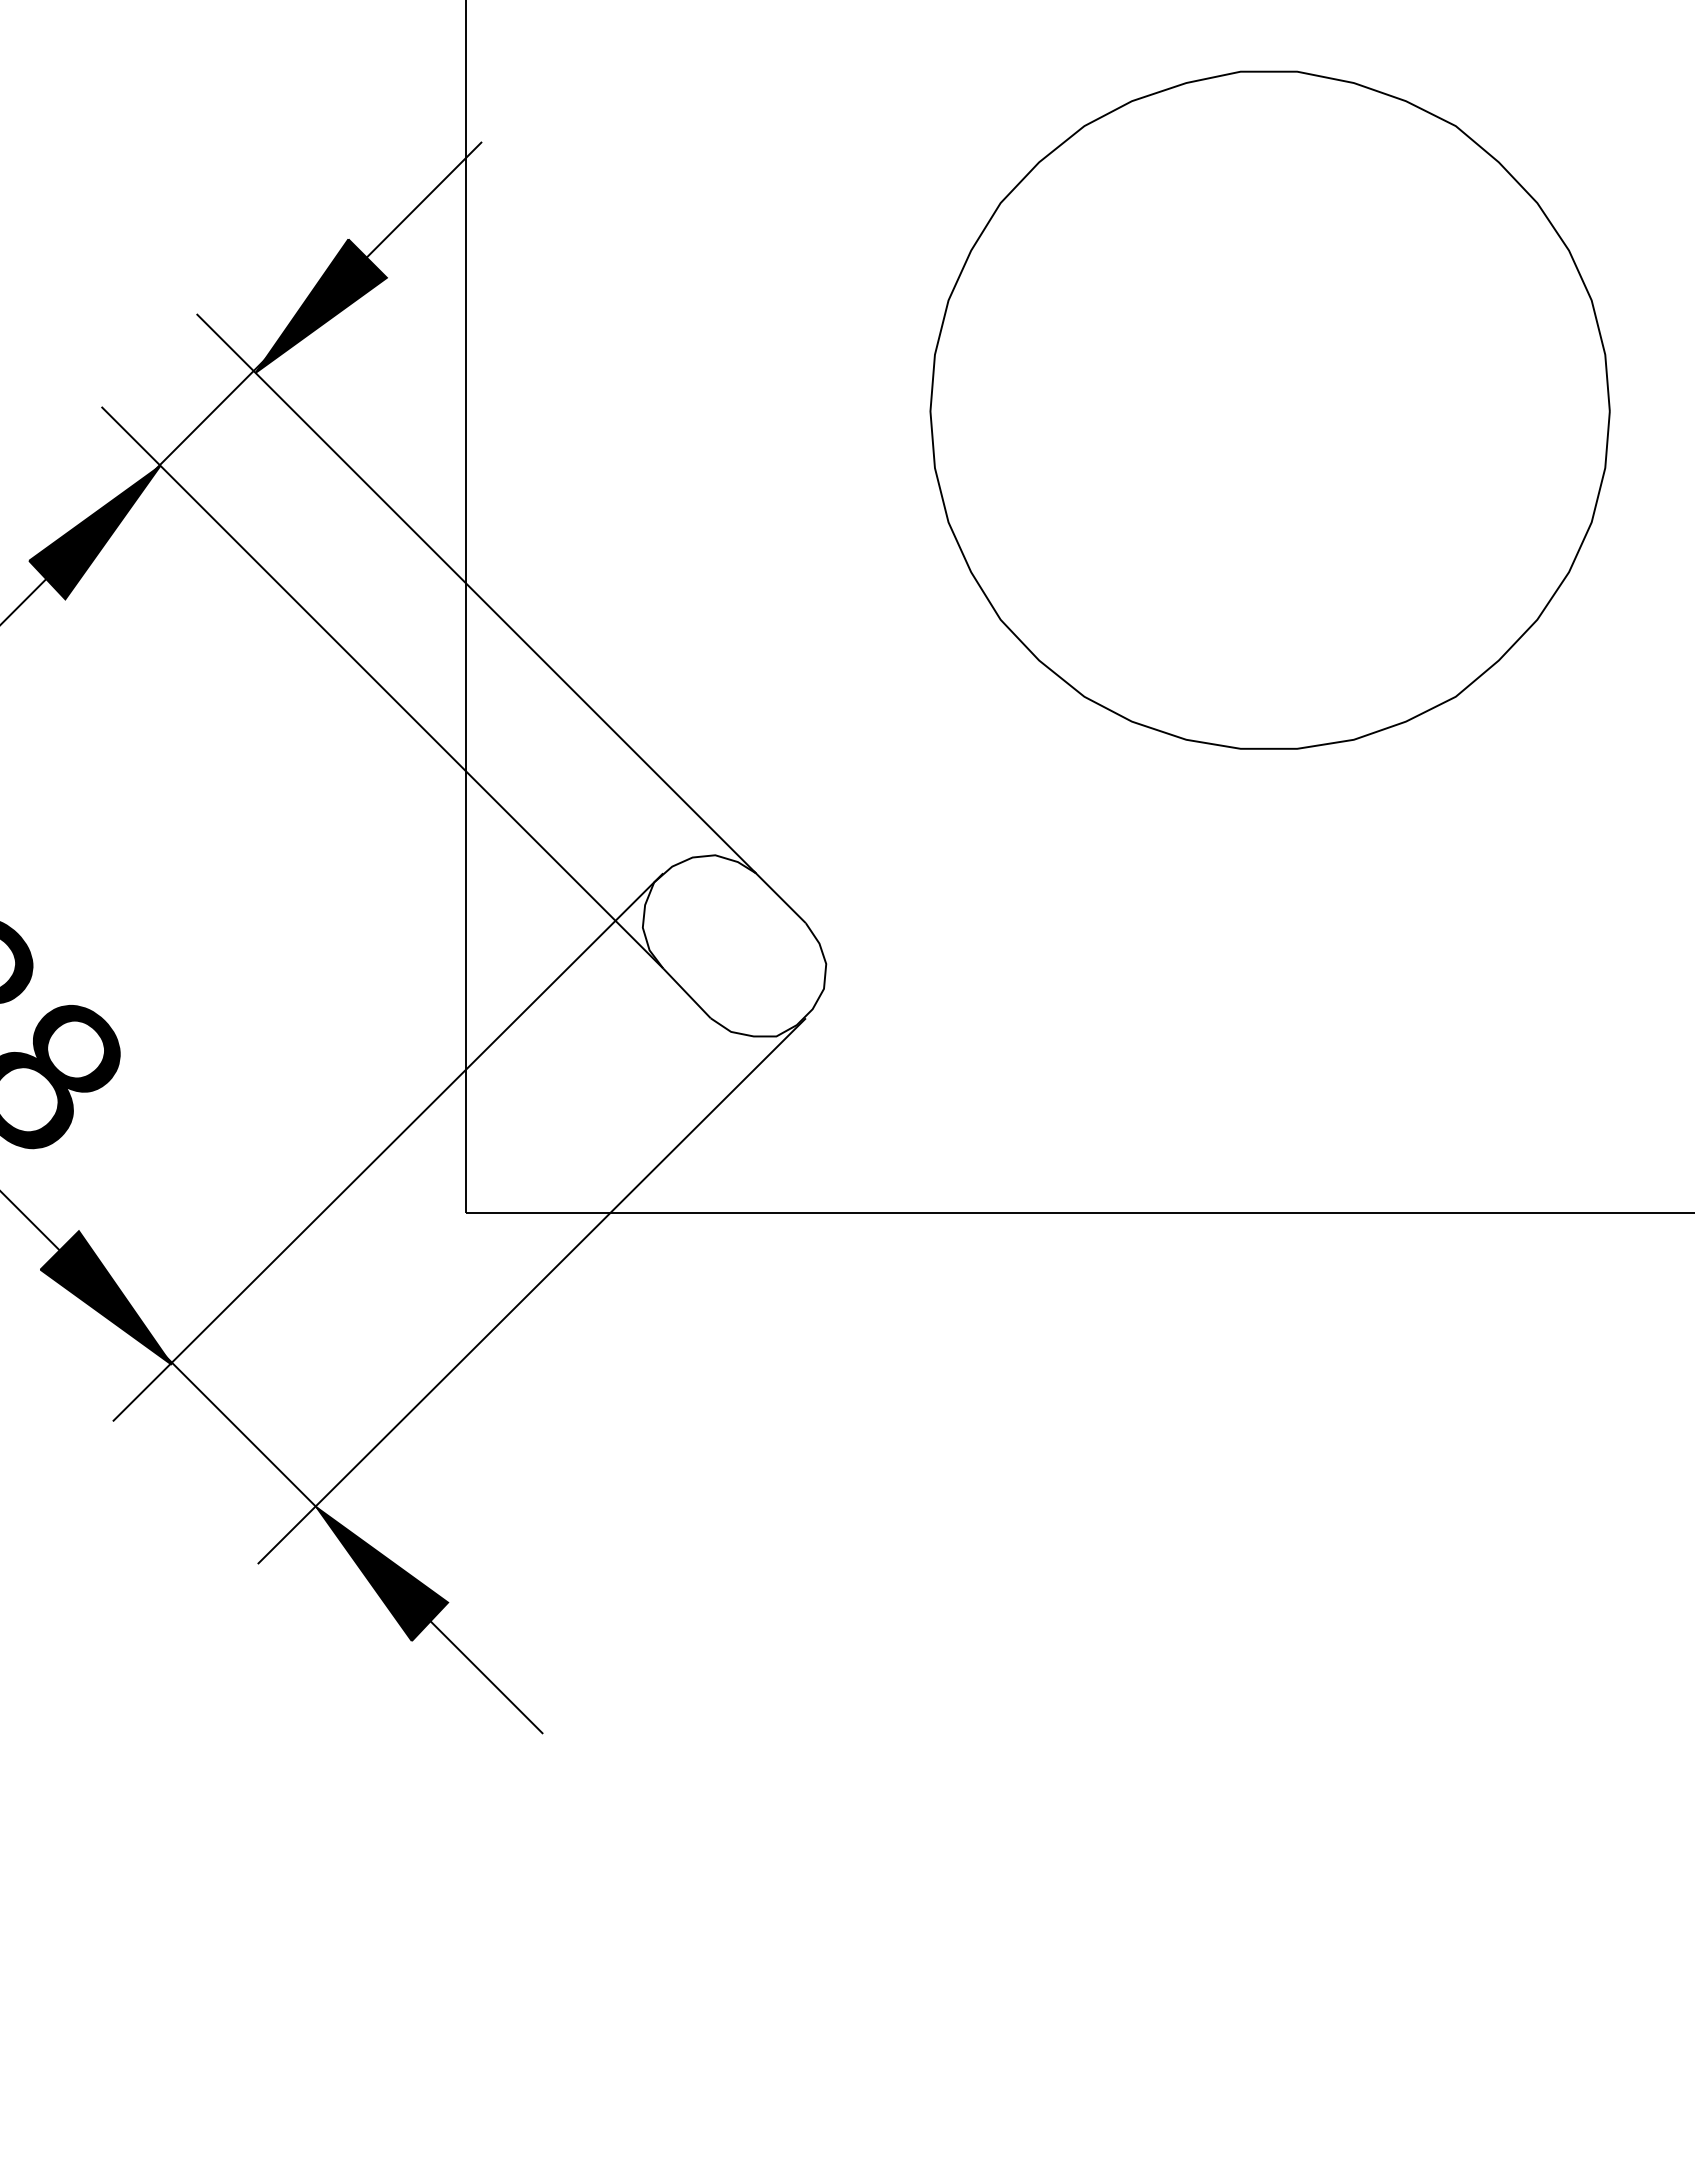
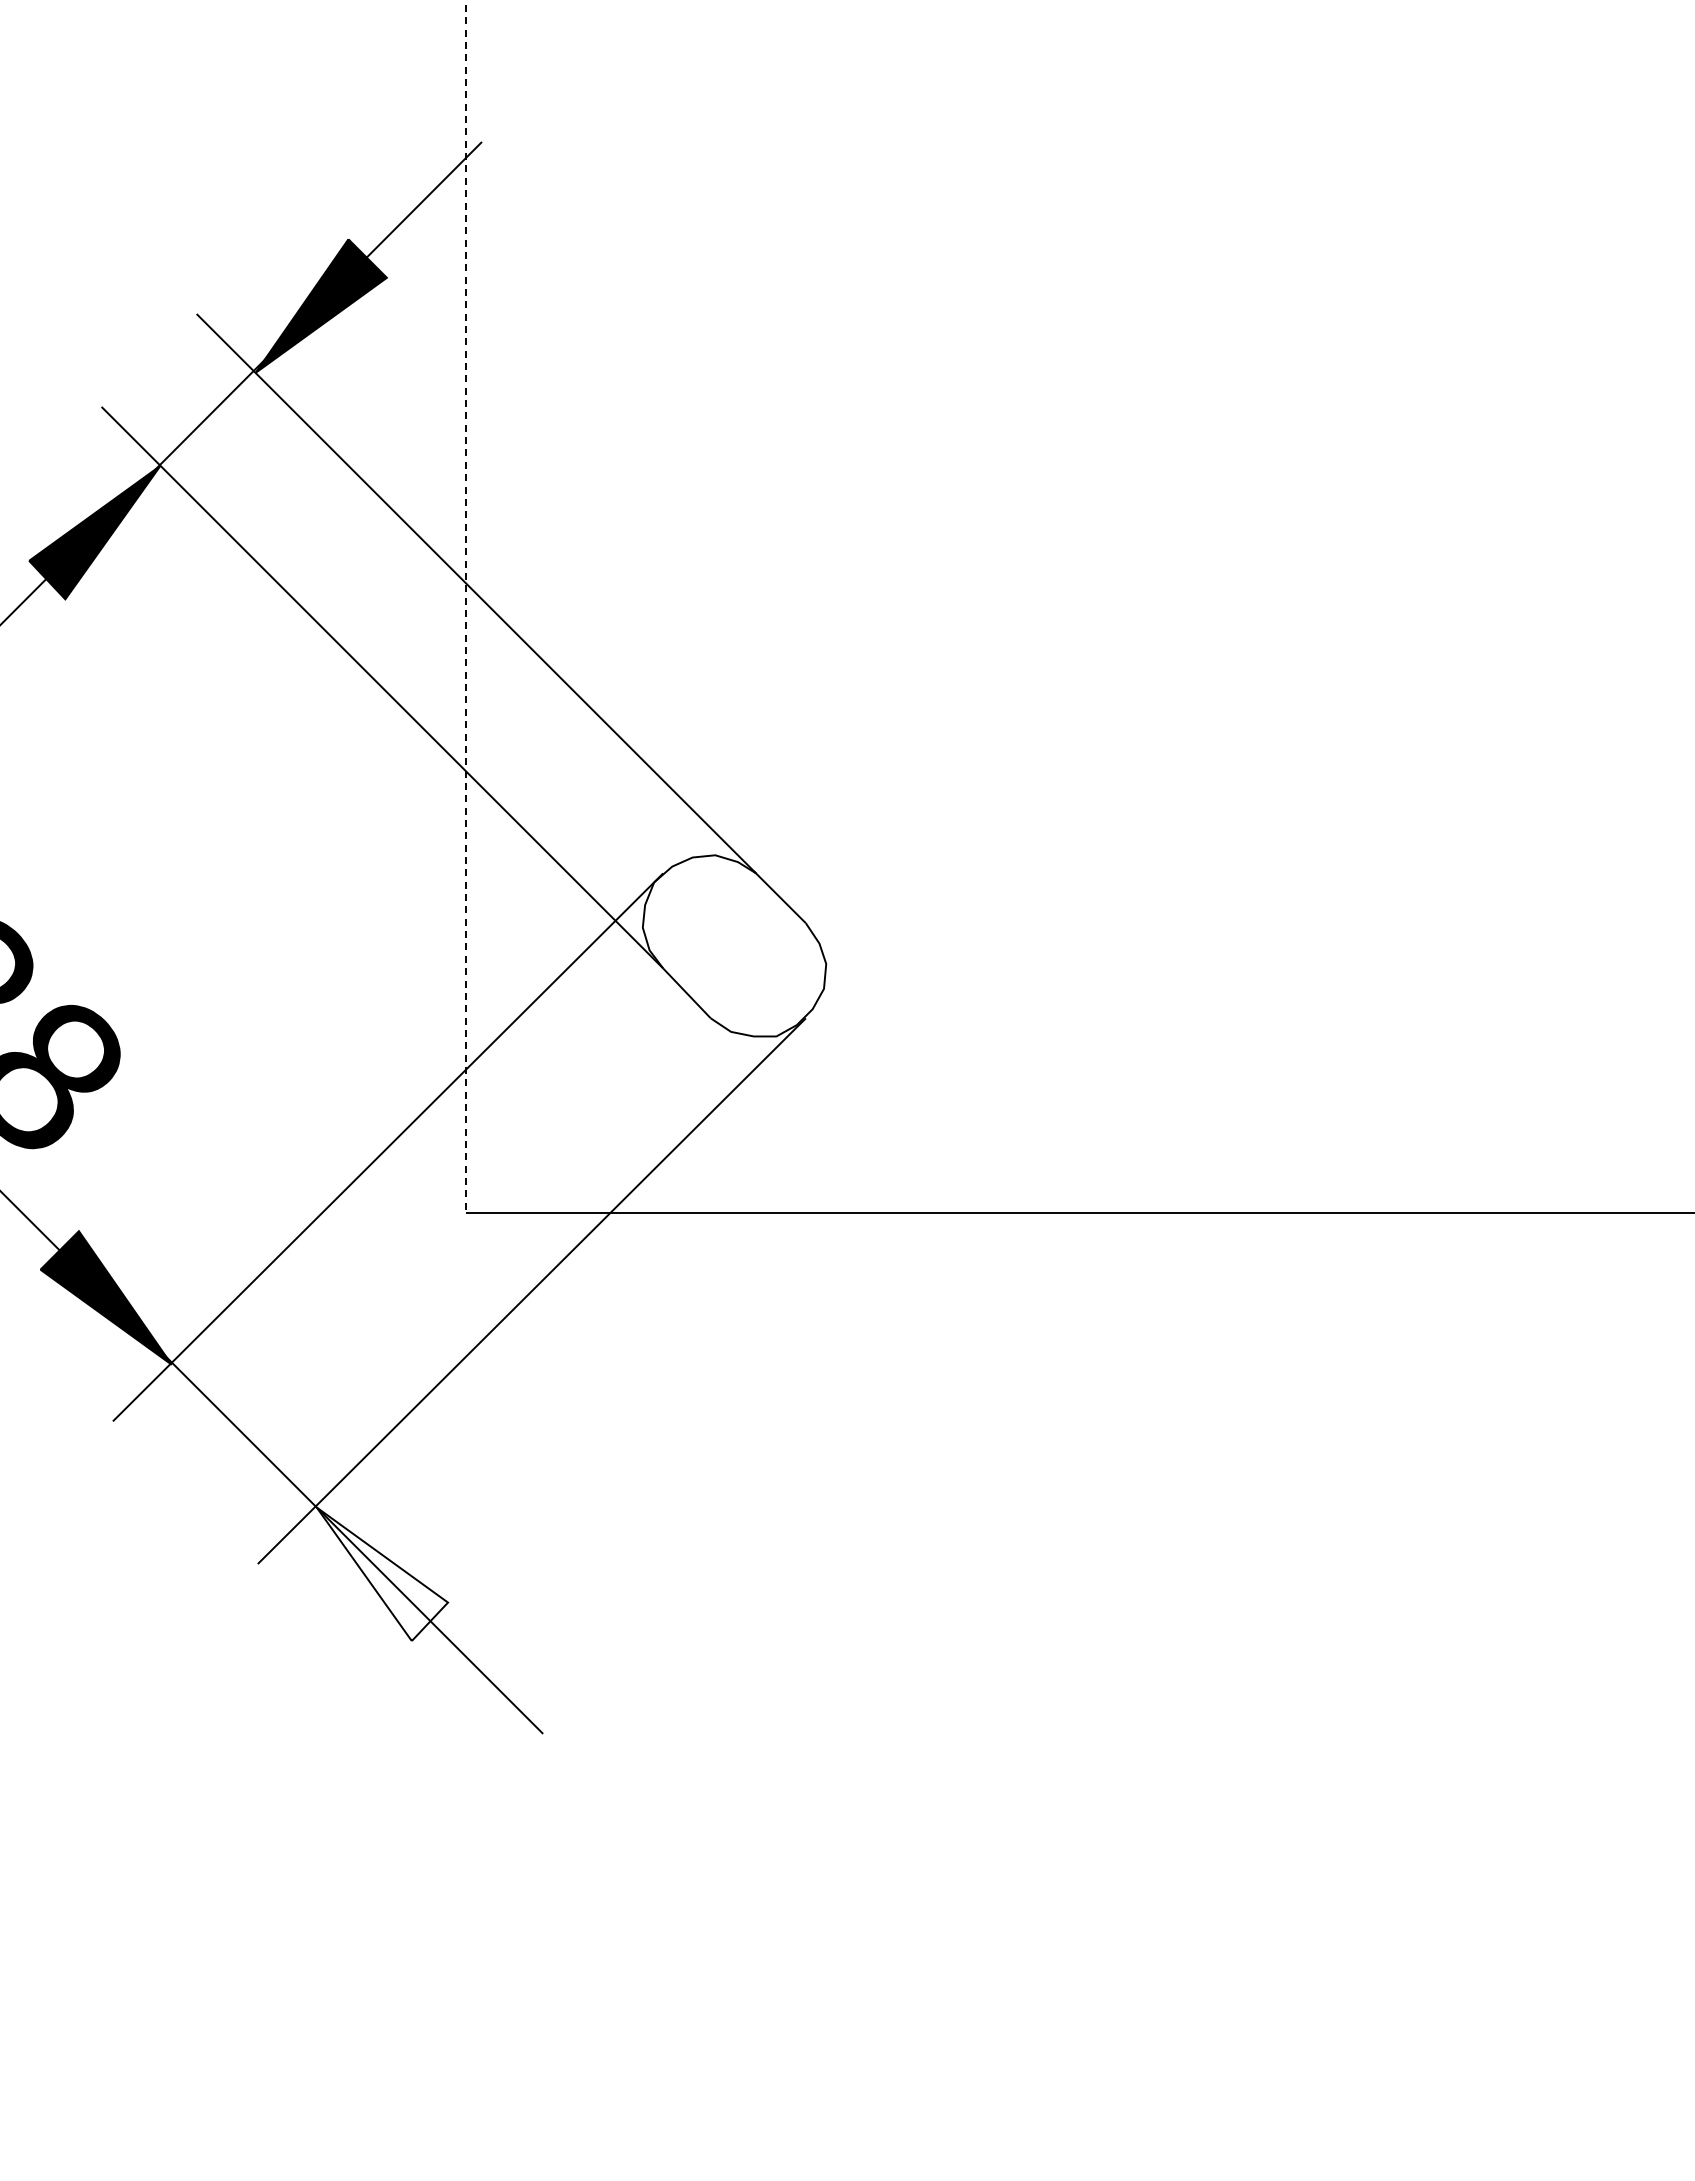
part: present -> none (1269, 409)
line: solid -> dashed (466, 607)
fill: present -> none (382, 1574)
